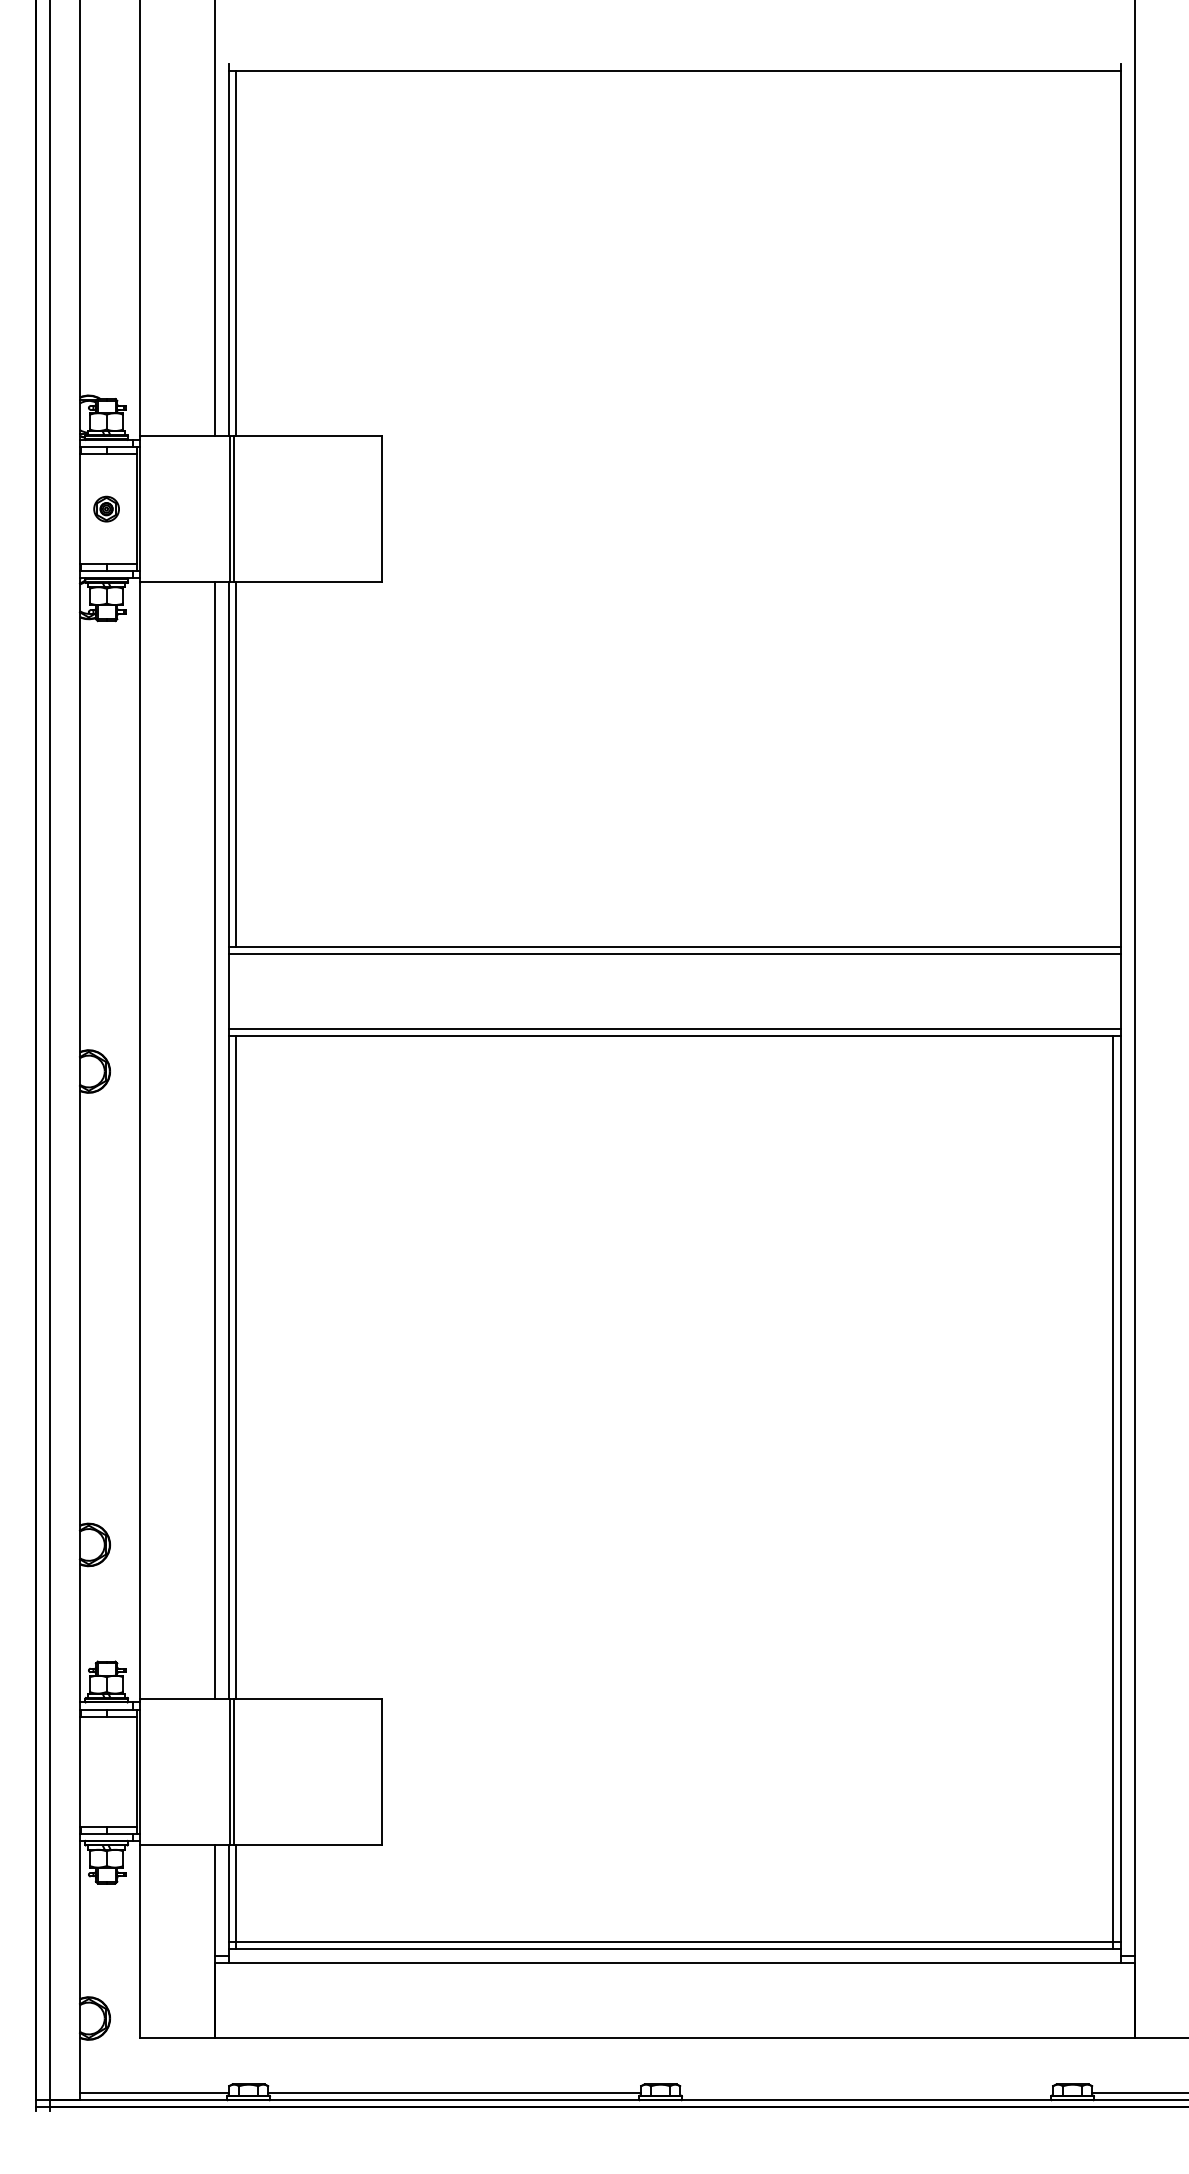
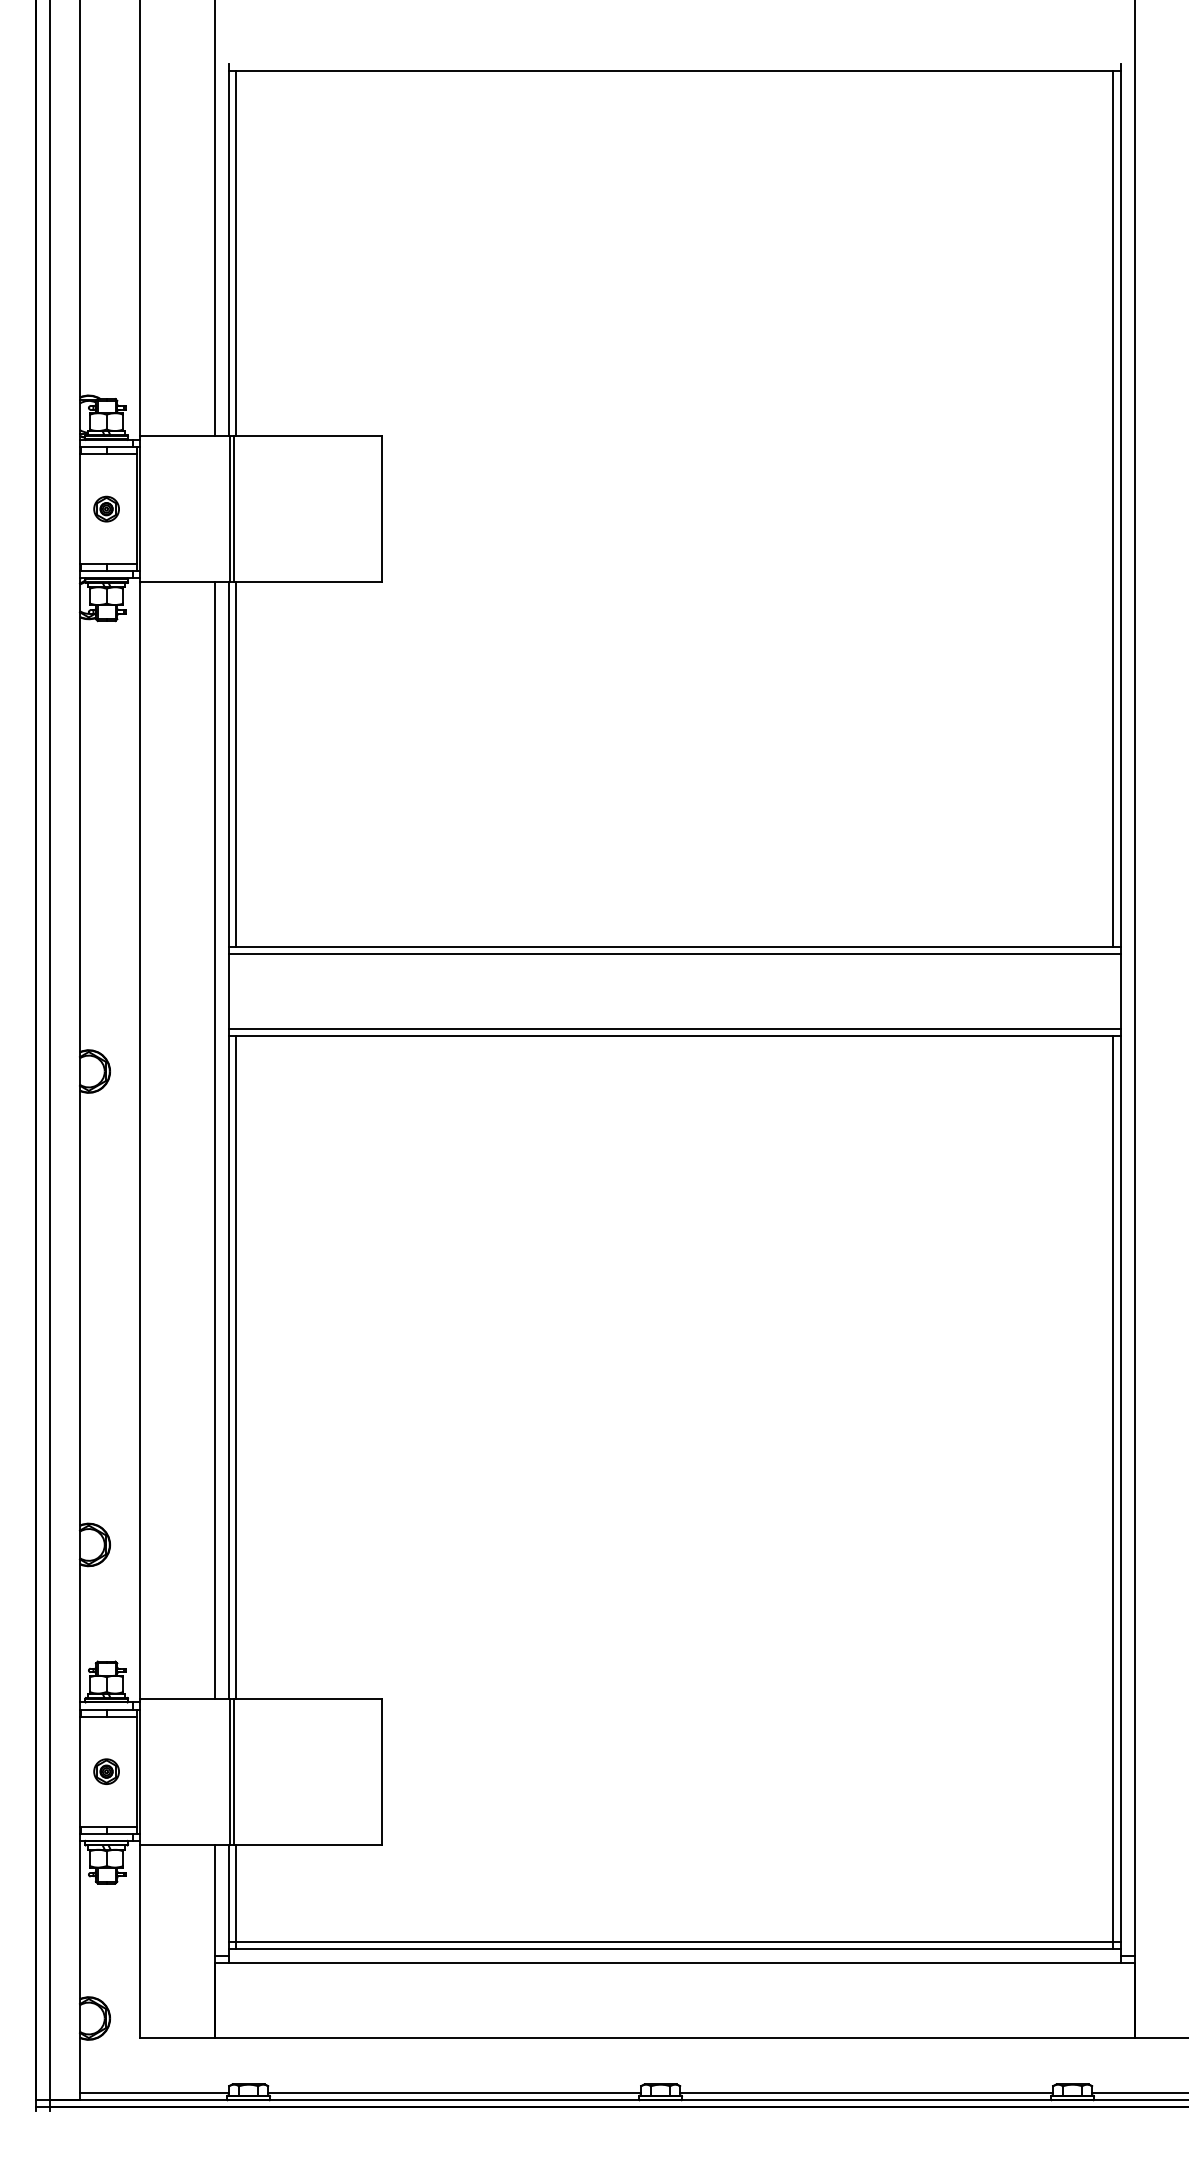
line: none -> present (1113, 509)
part: none -> present (106, 1771)
line: none -> present (866, 2093)
